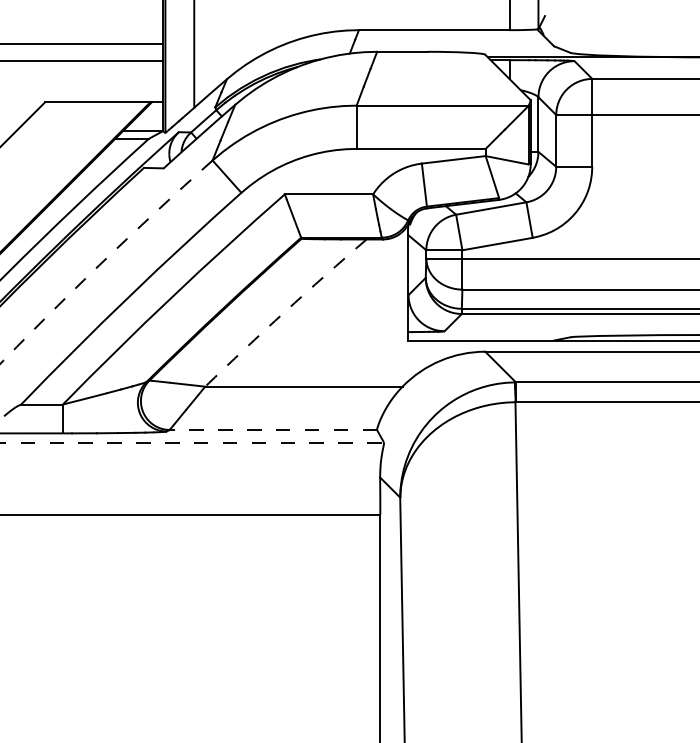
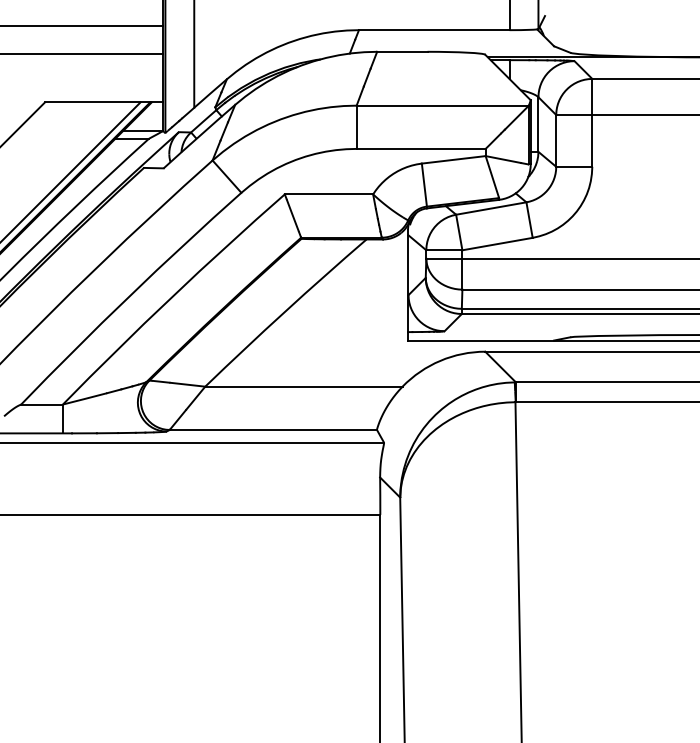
line position: (82, 43) -> (82, 25) (82, 25)
line position: (82, 61) -> (82, 54) (82, 54)
line: none -> present (71, 171)
arc: dashed -> solid (104, 260)
arc: dashed -> solid (284, 311)
line: dashed -> solid (273, 429)
line: dashed -> solid (192, 442)
